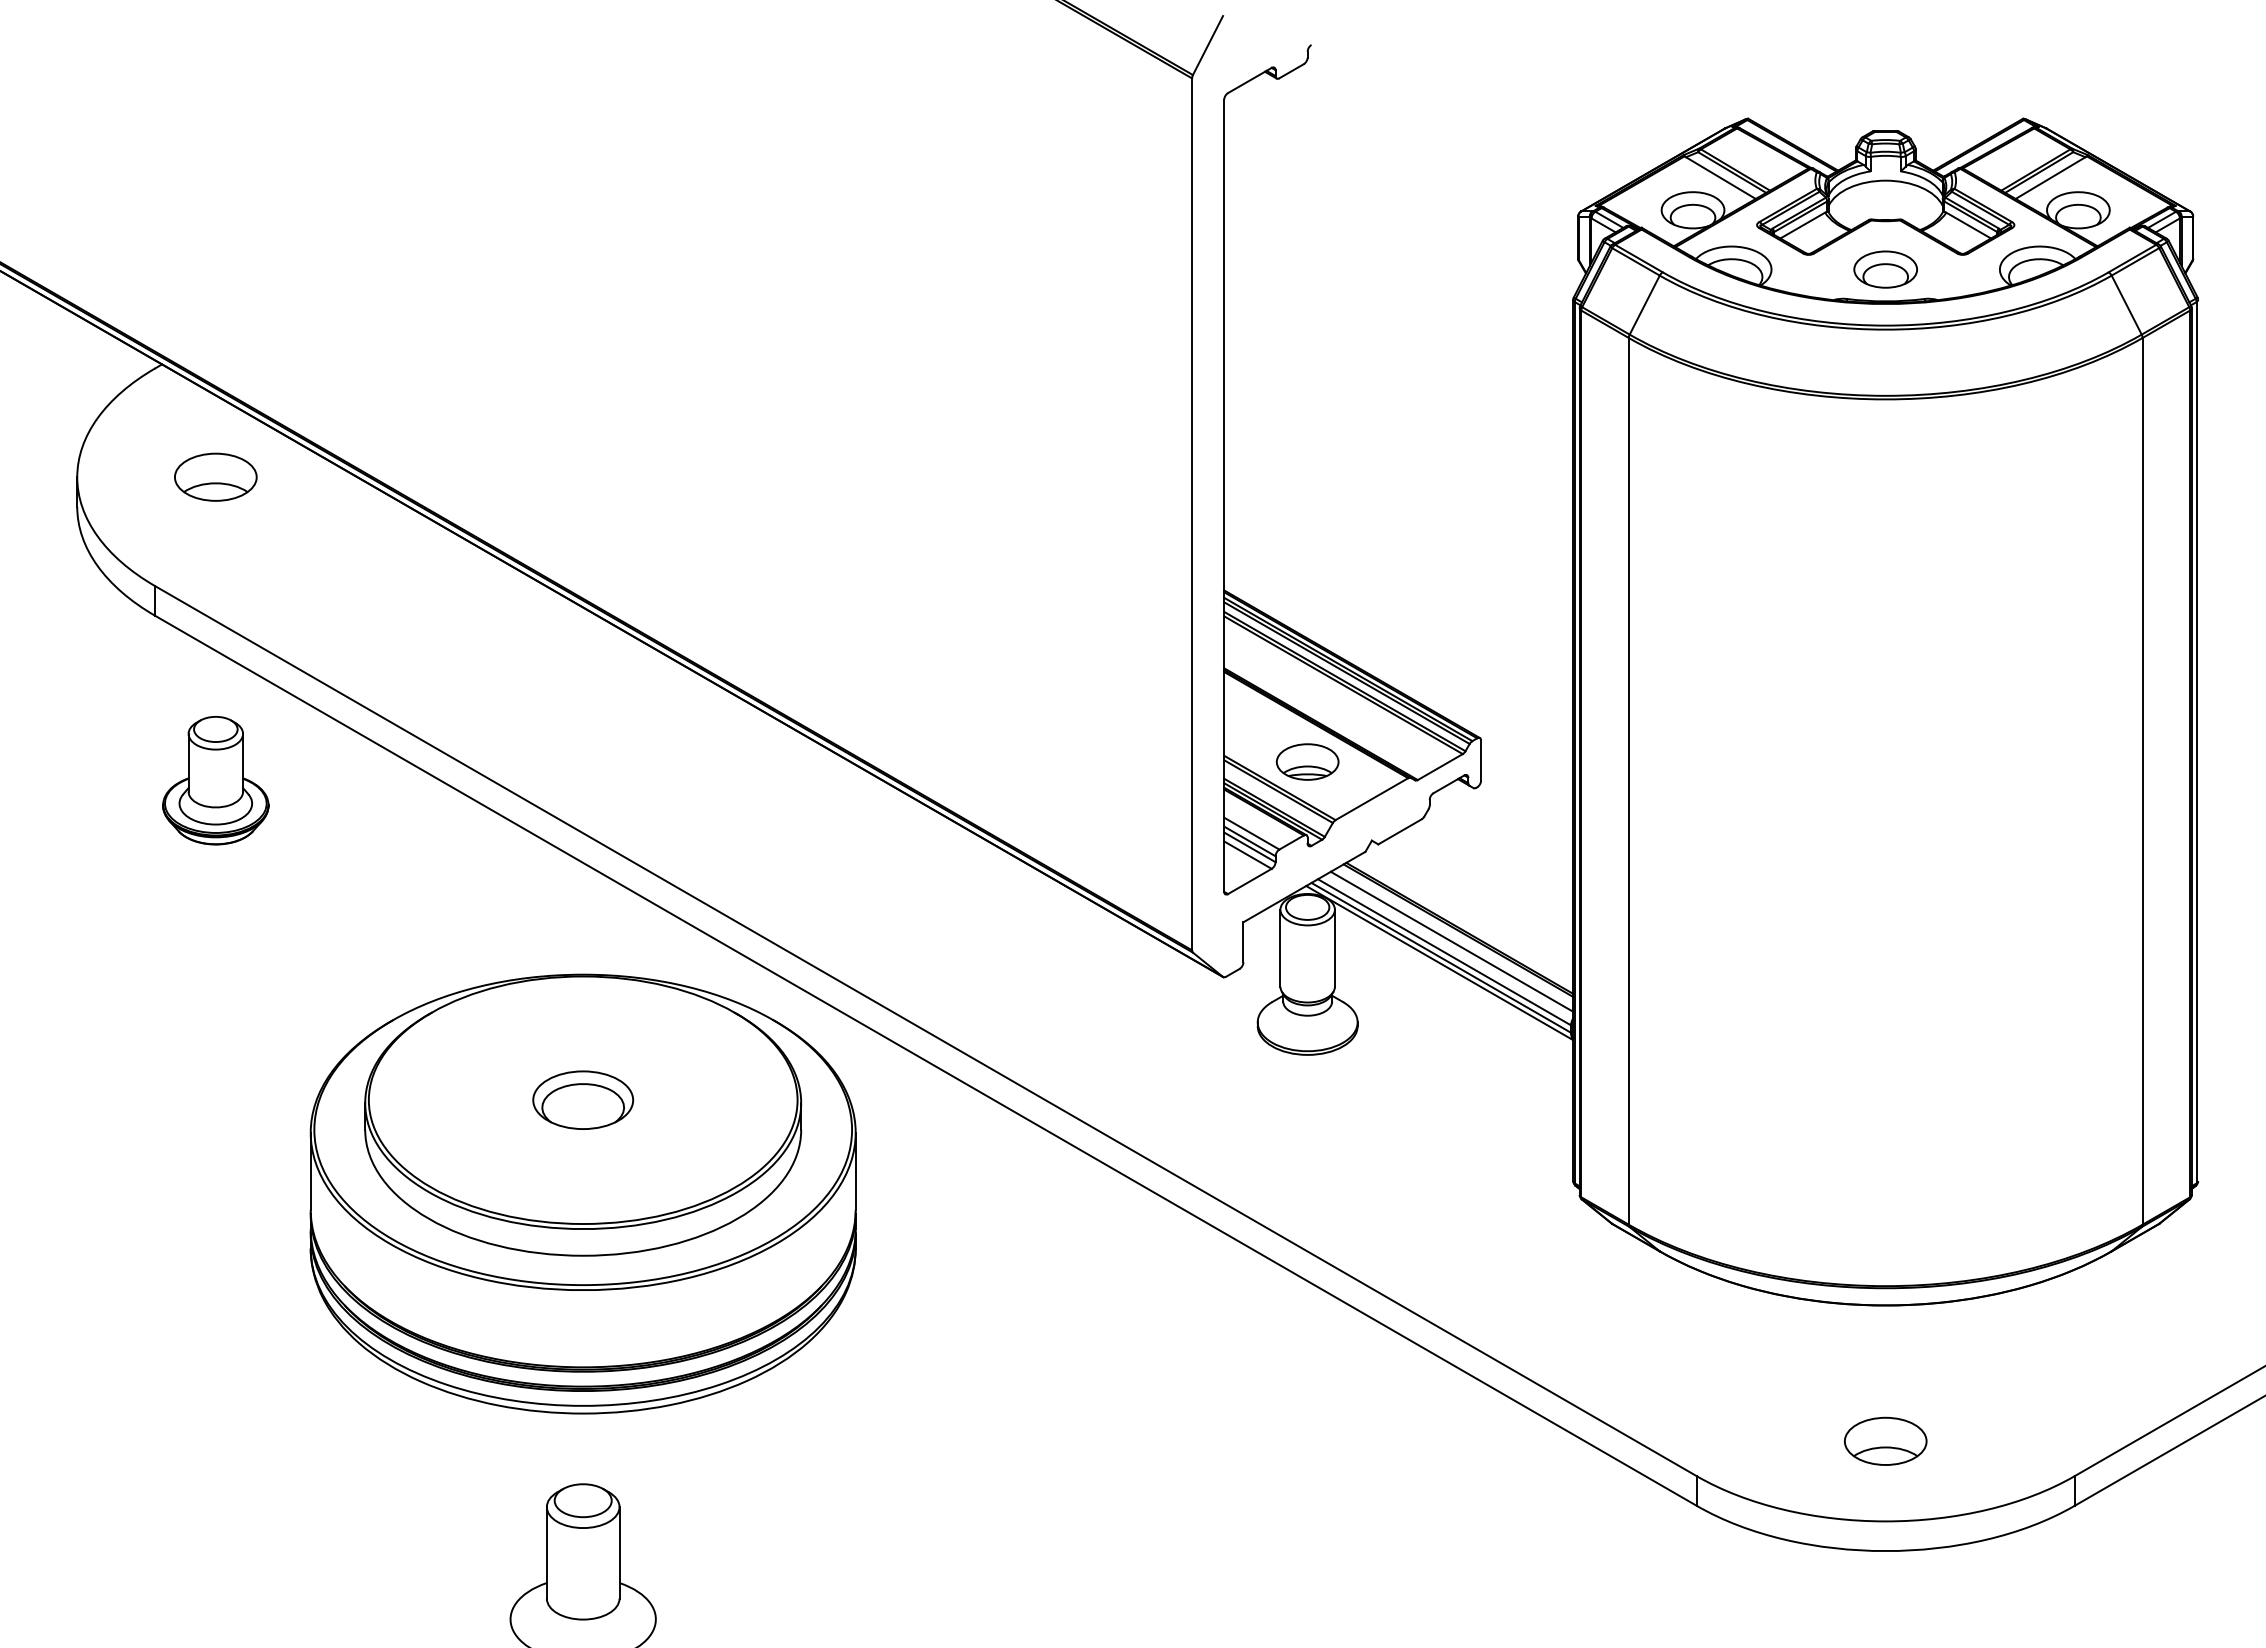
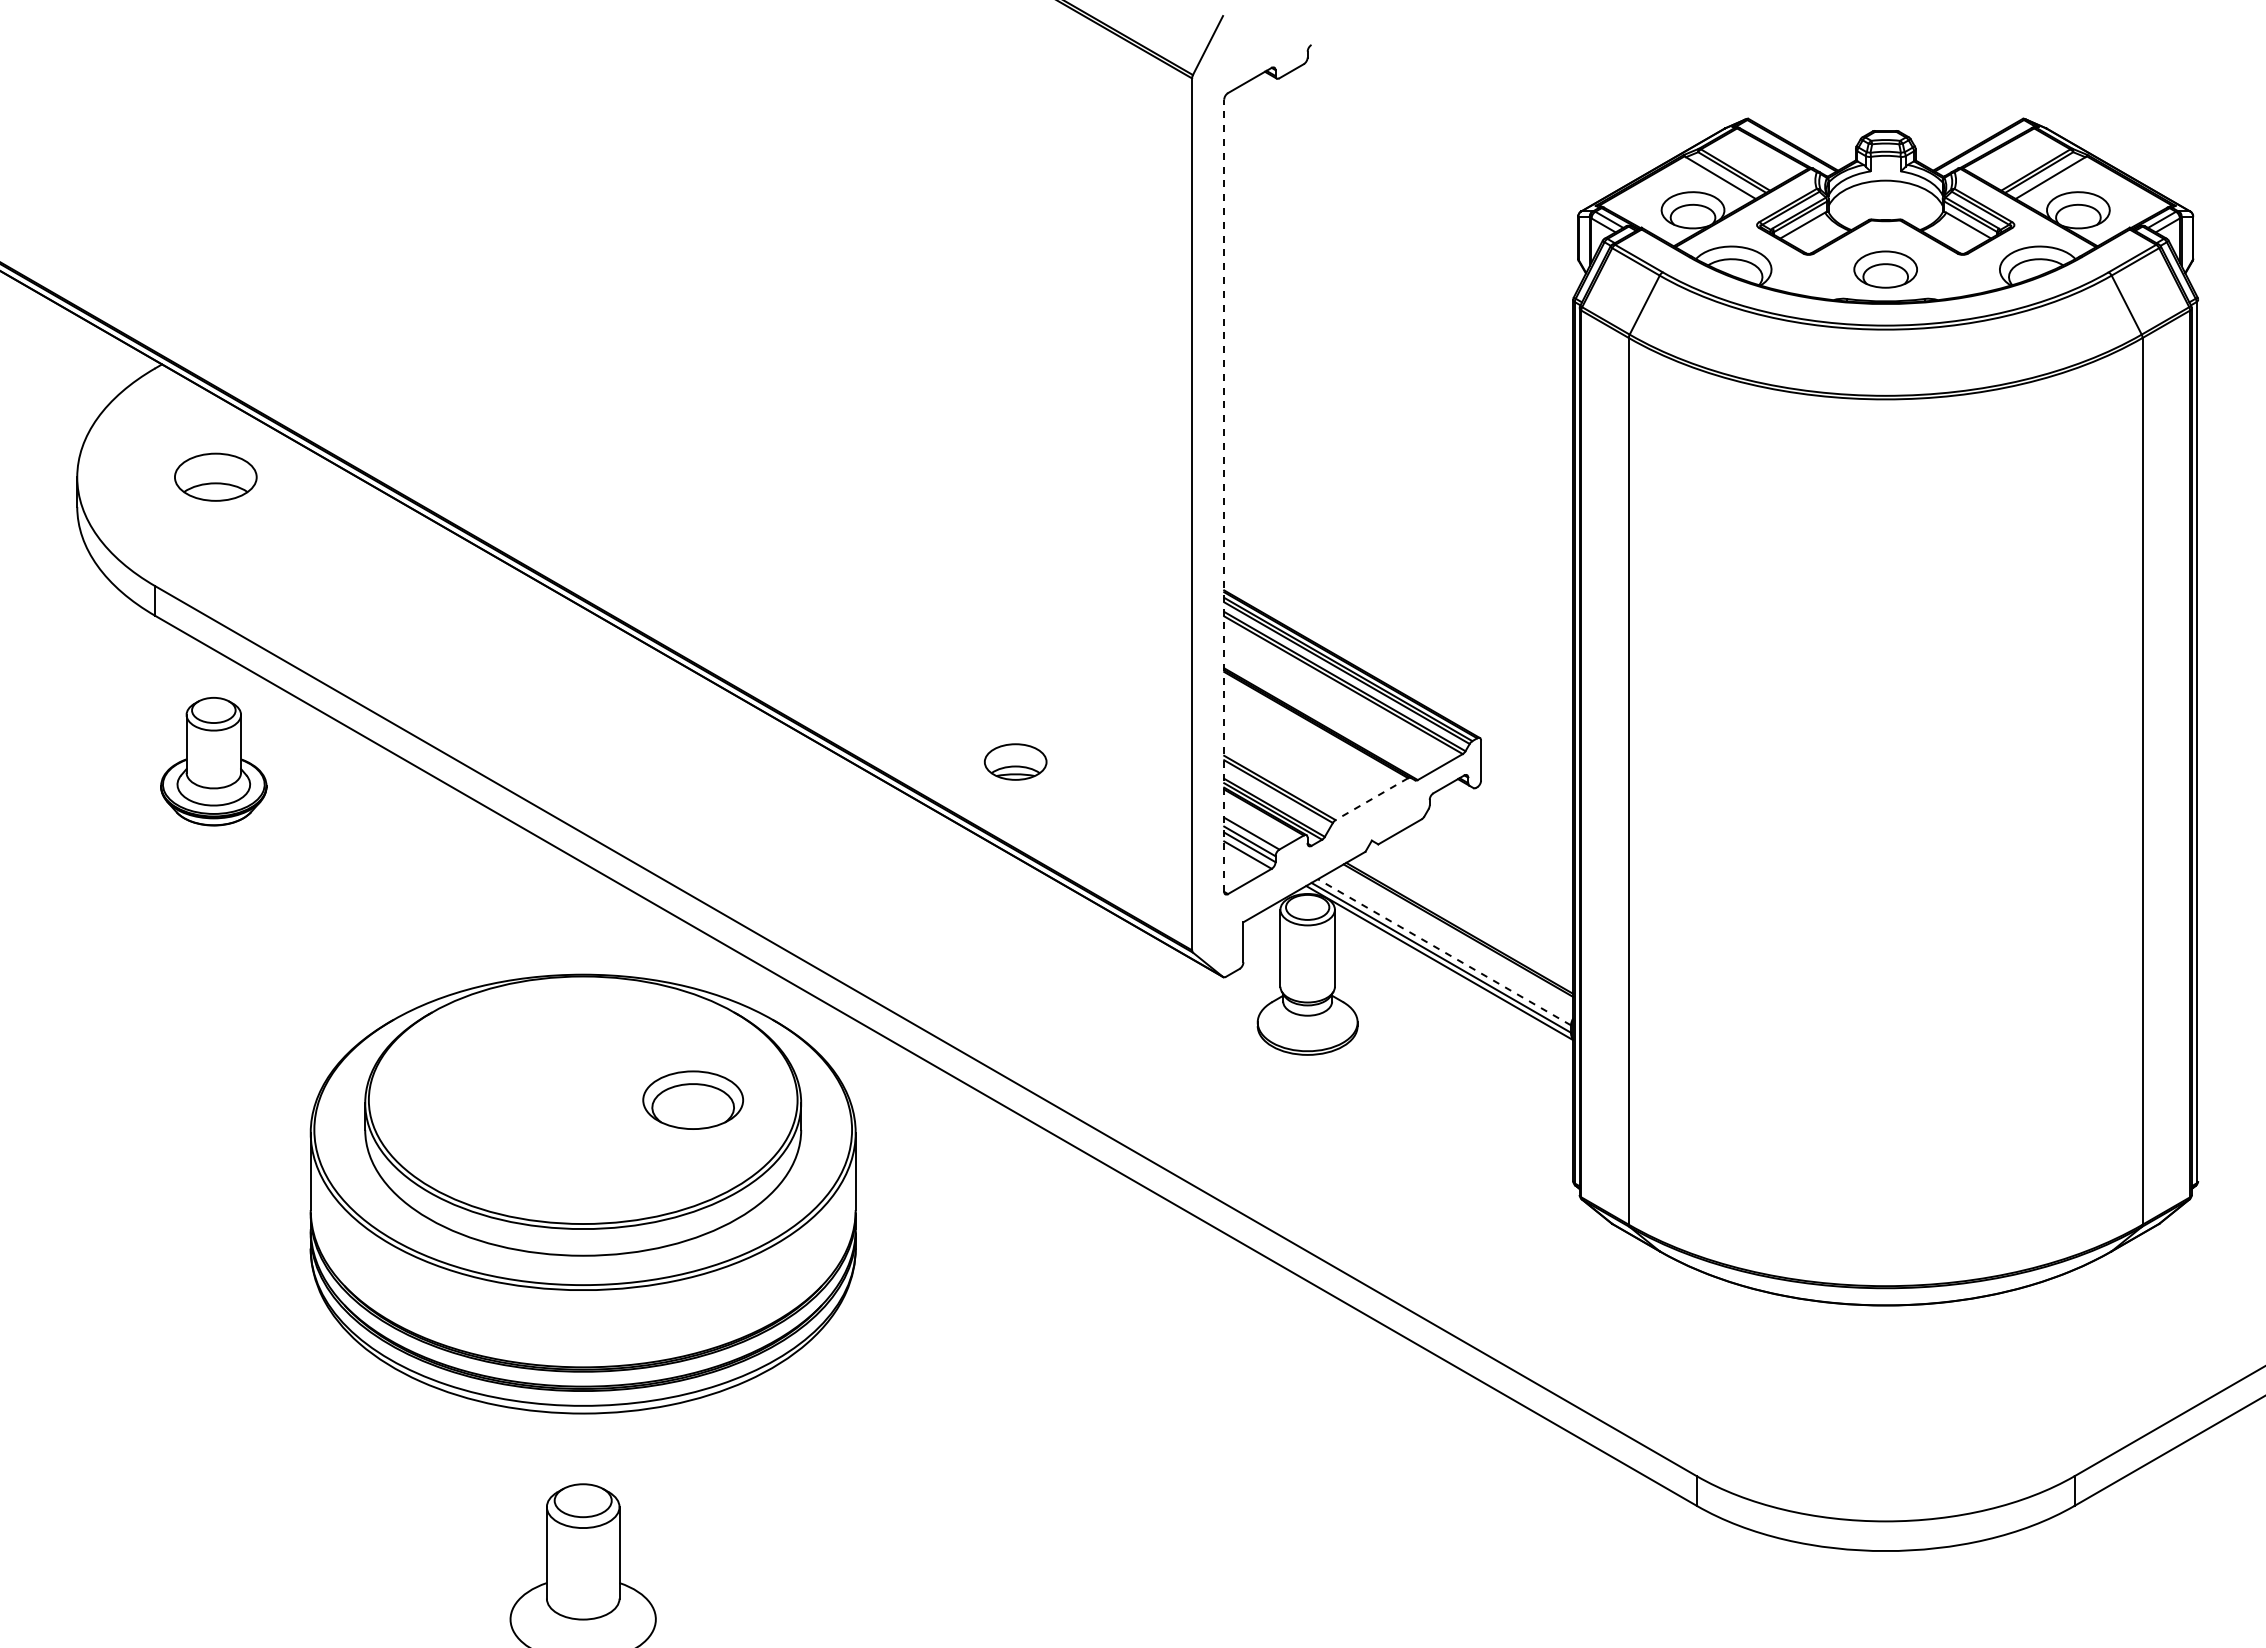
line: solid -> dashed (1224, 495)
part position: (1307, 761) -> (1015, 761) (1015, 761)
part position: (215, 780) -> (213, 761) (213, 761)
line: solid -> dashed (1371, 799)
line: present -> none (1451, 941)
line: solid -> dashed (1444, 952)
part position: (583, 1099) -> (693, 1099) (693, 1099)
part: present -> none (1885, 1440)
